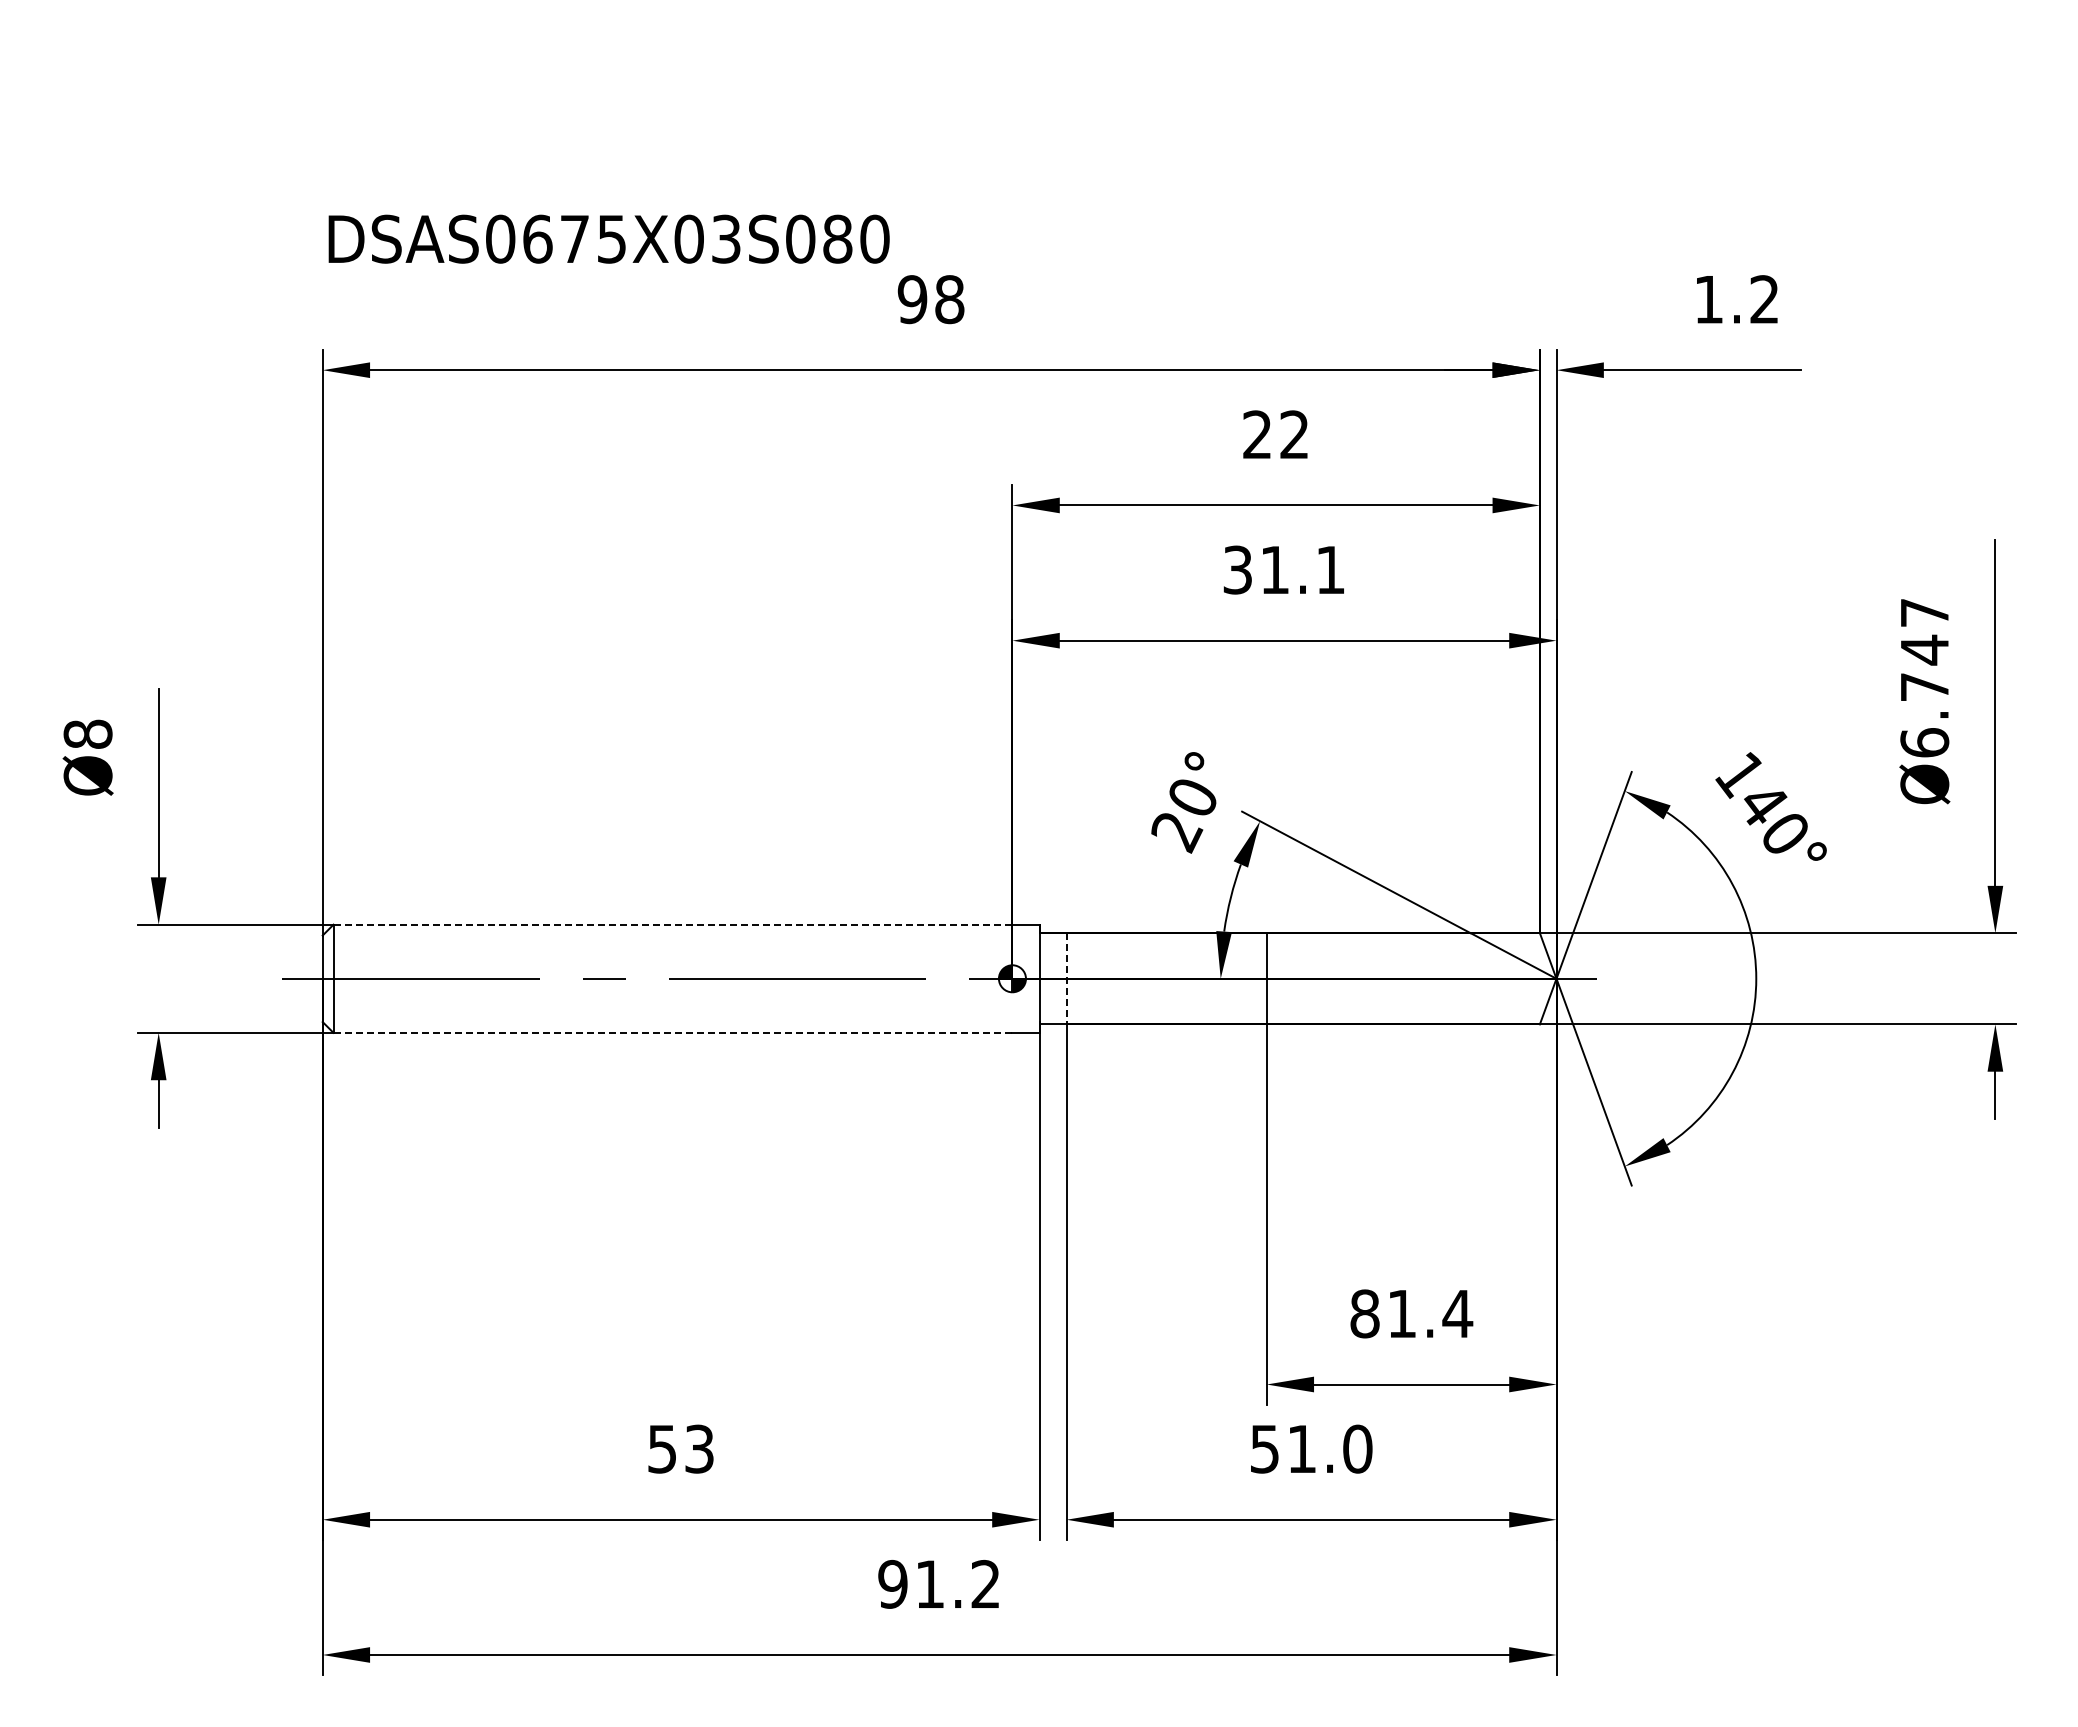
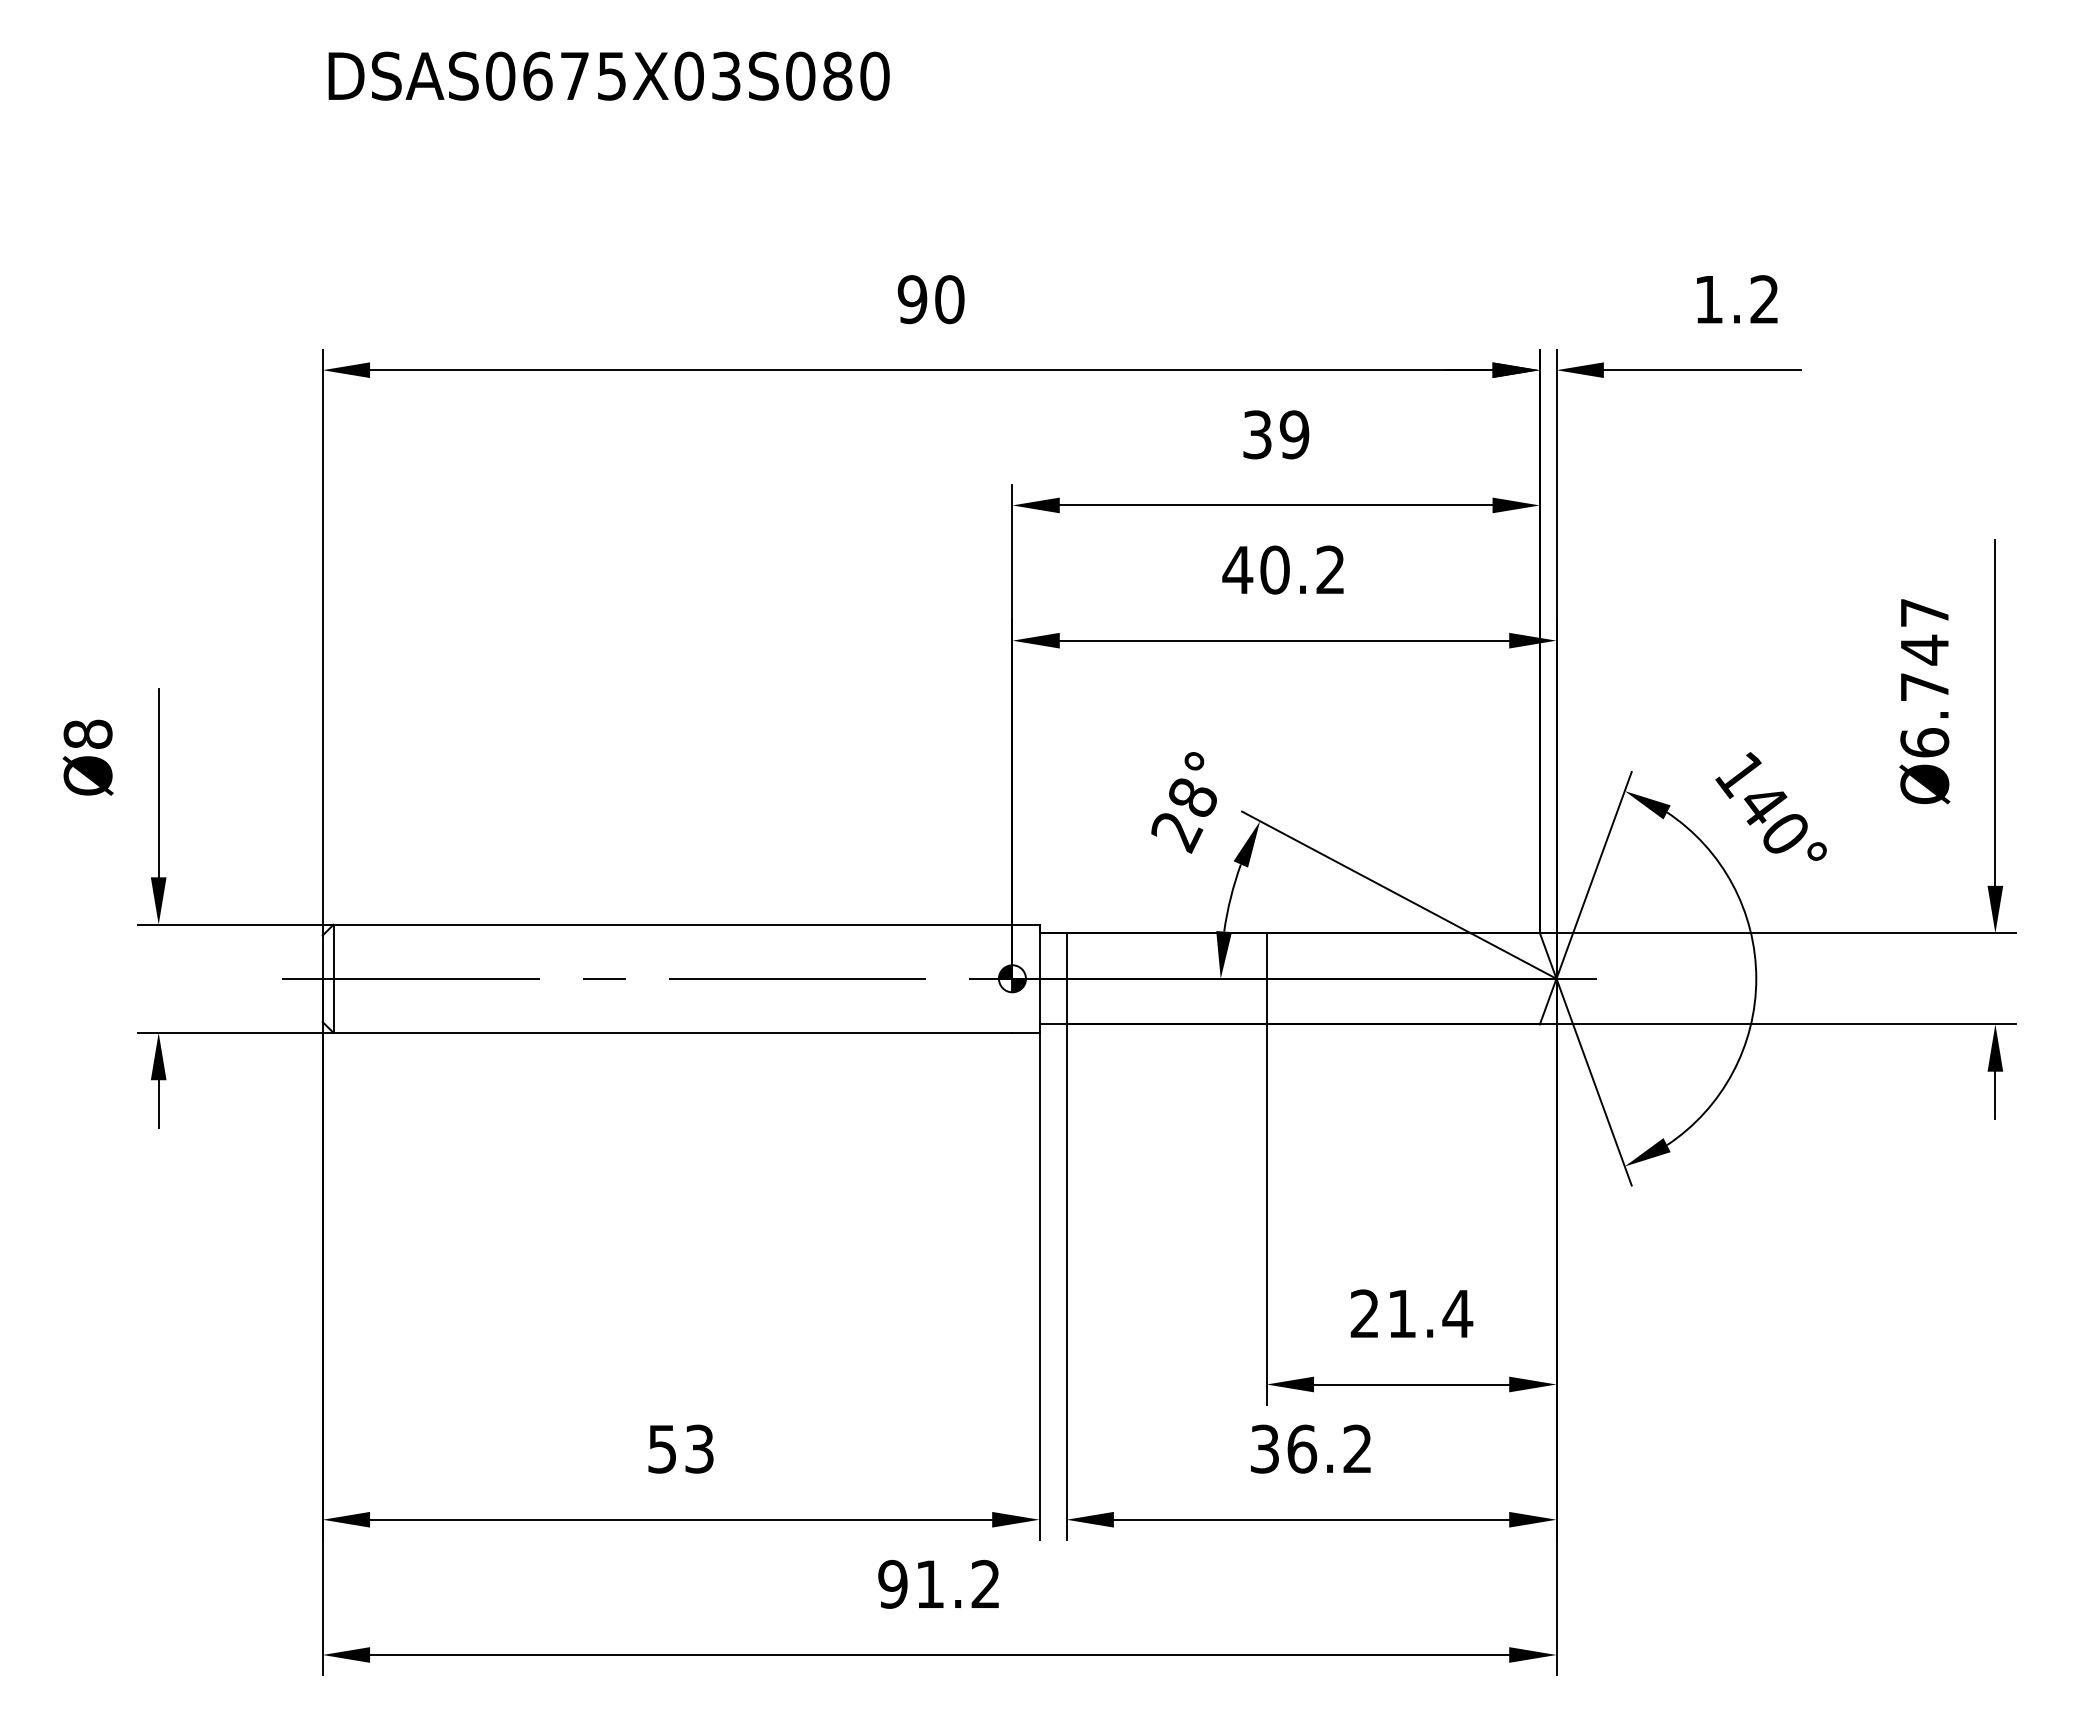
text position: (608, 238) -> (608, 75) (608, 75)
text: 98 -> 90 (949, 299)
text: 22 -> 39 (1276, 434)
text: 31.1 -> 40.2 (1282, 569)
text: 20° -> 28° (1192, 797)
line: dashed -> solid (672, 924)
line: dashed -> solid (1066, 978)
line: dashed -> solid (673, 1032)
text: 81.4 -> 21.4 (1364, 1313)
text: 51.0 -> 36.2 (1311, 1448)
